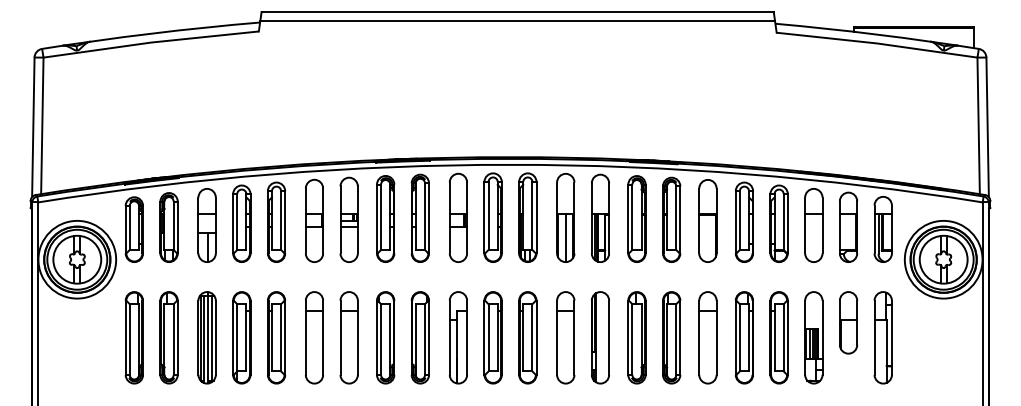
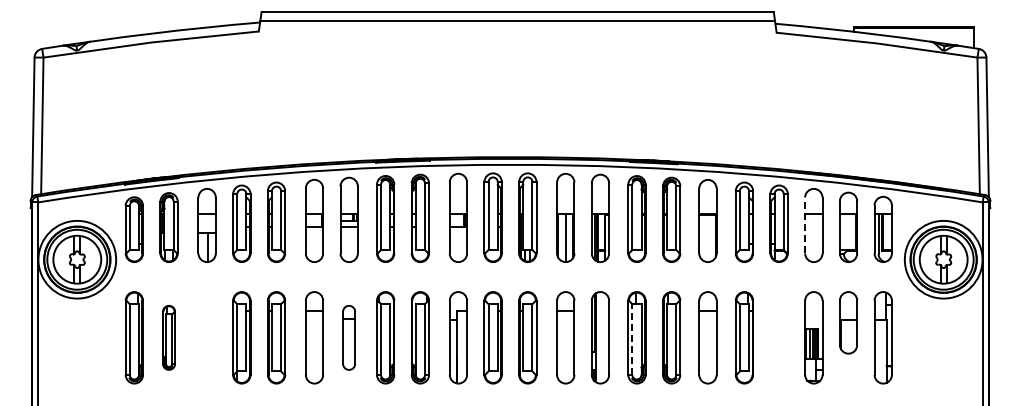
line: solid -> dashed (805, 225)
part size: 20x94 px -> 14x66 px (168, 337)
part: present -> none (206, 337)
part size: 20x94 px -> 15x66 px (349, 337)
part: present -> none (778, 337)
line: solid -> dashed (632, 339)
